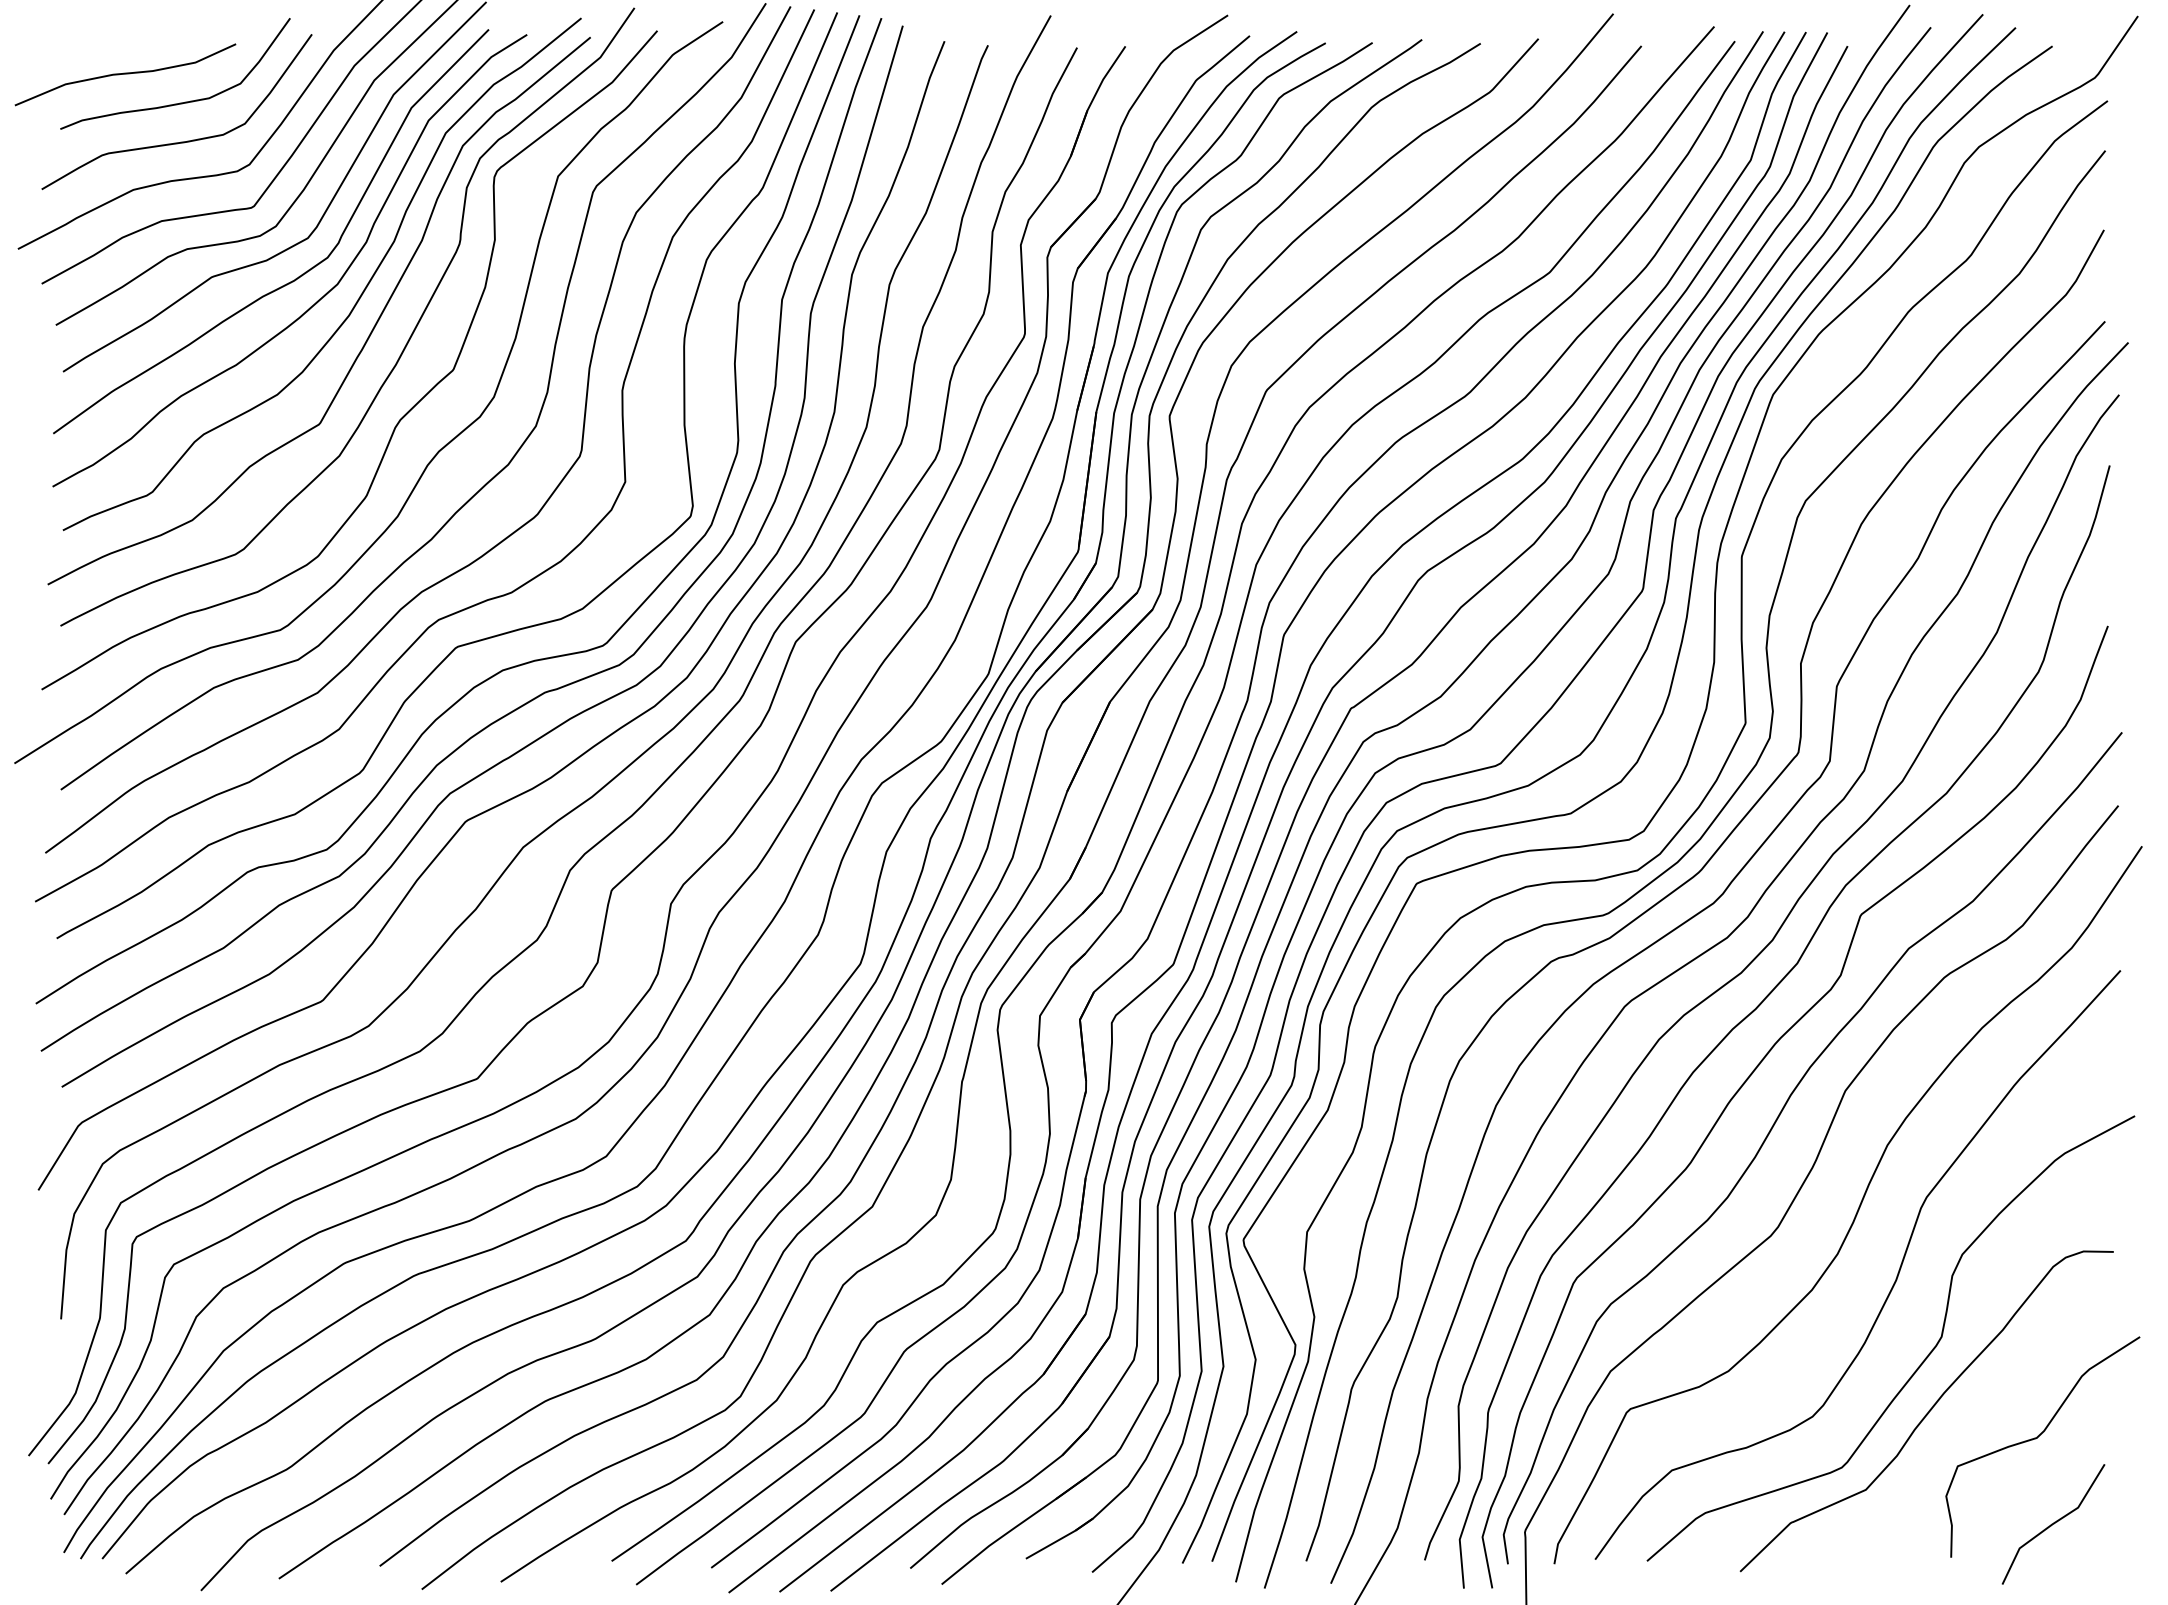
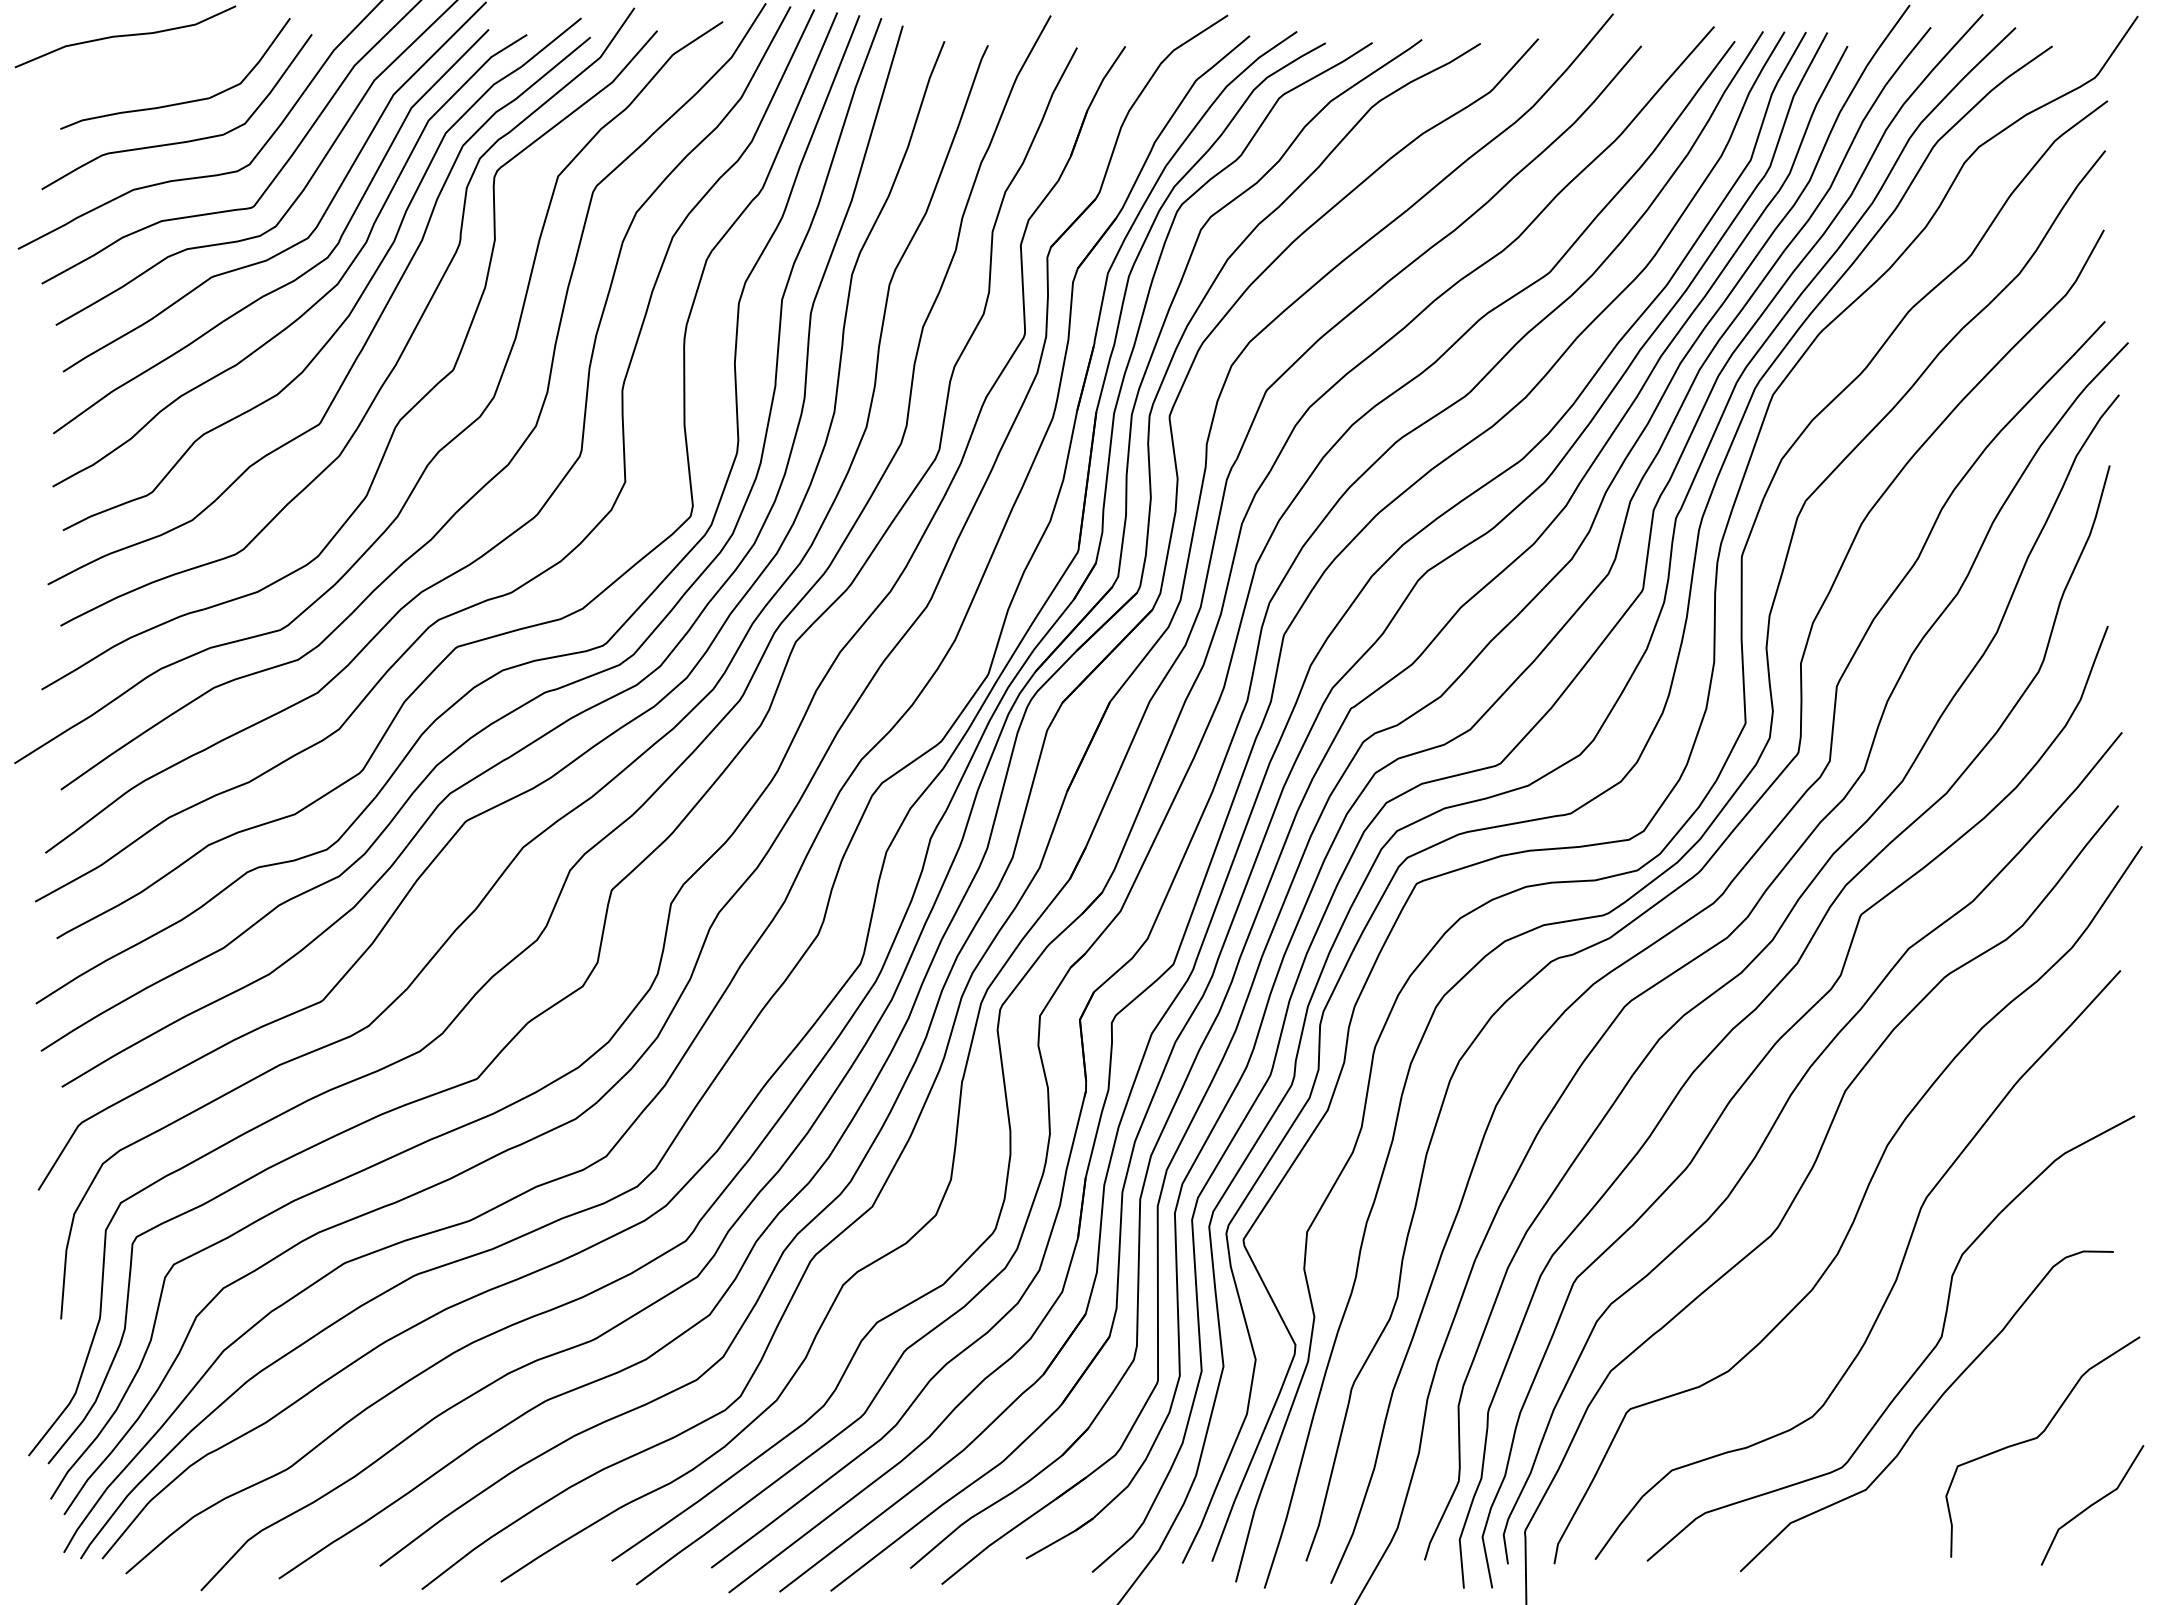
curve position: (125, 74) -> (125, 36) (125, 36)
line position: (2053, 1524) -> (2092, 1505) (2092, 1505)
